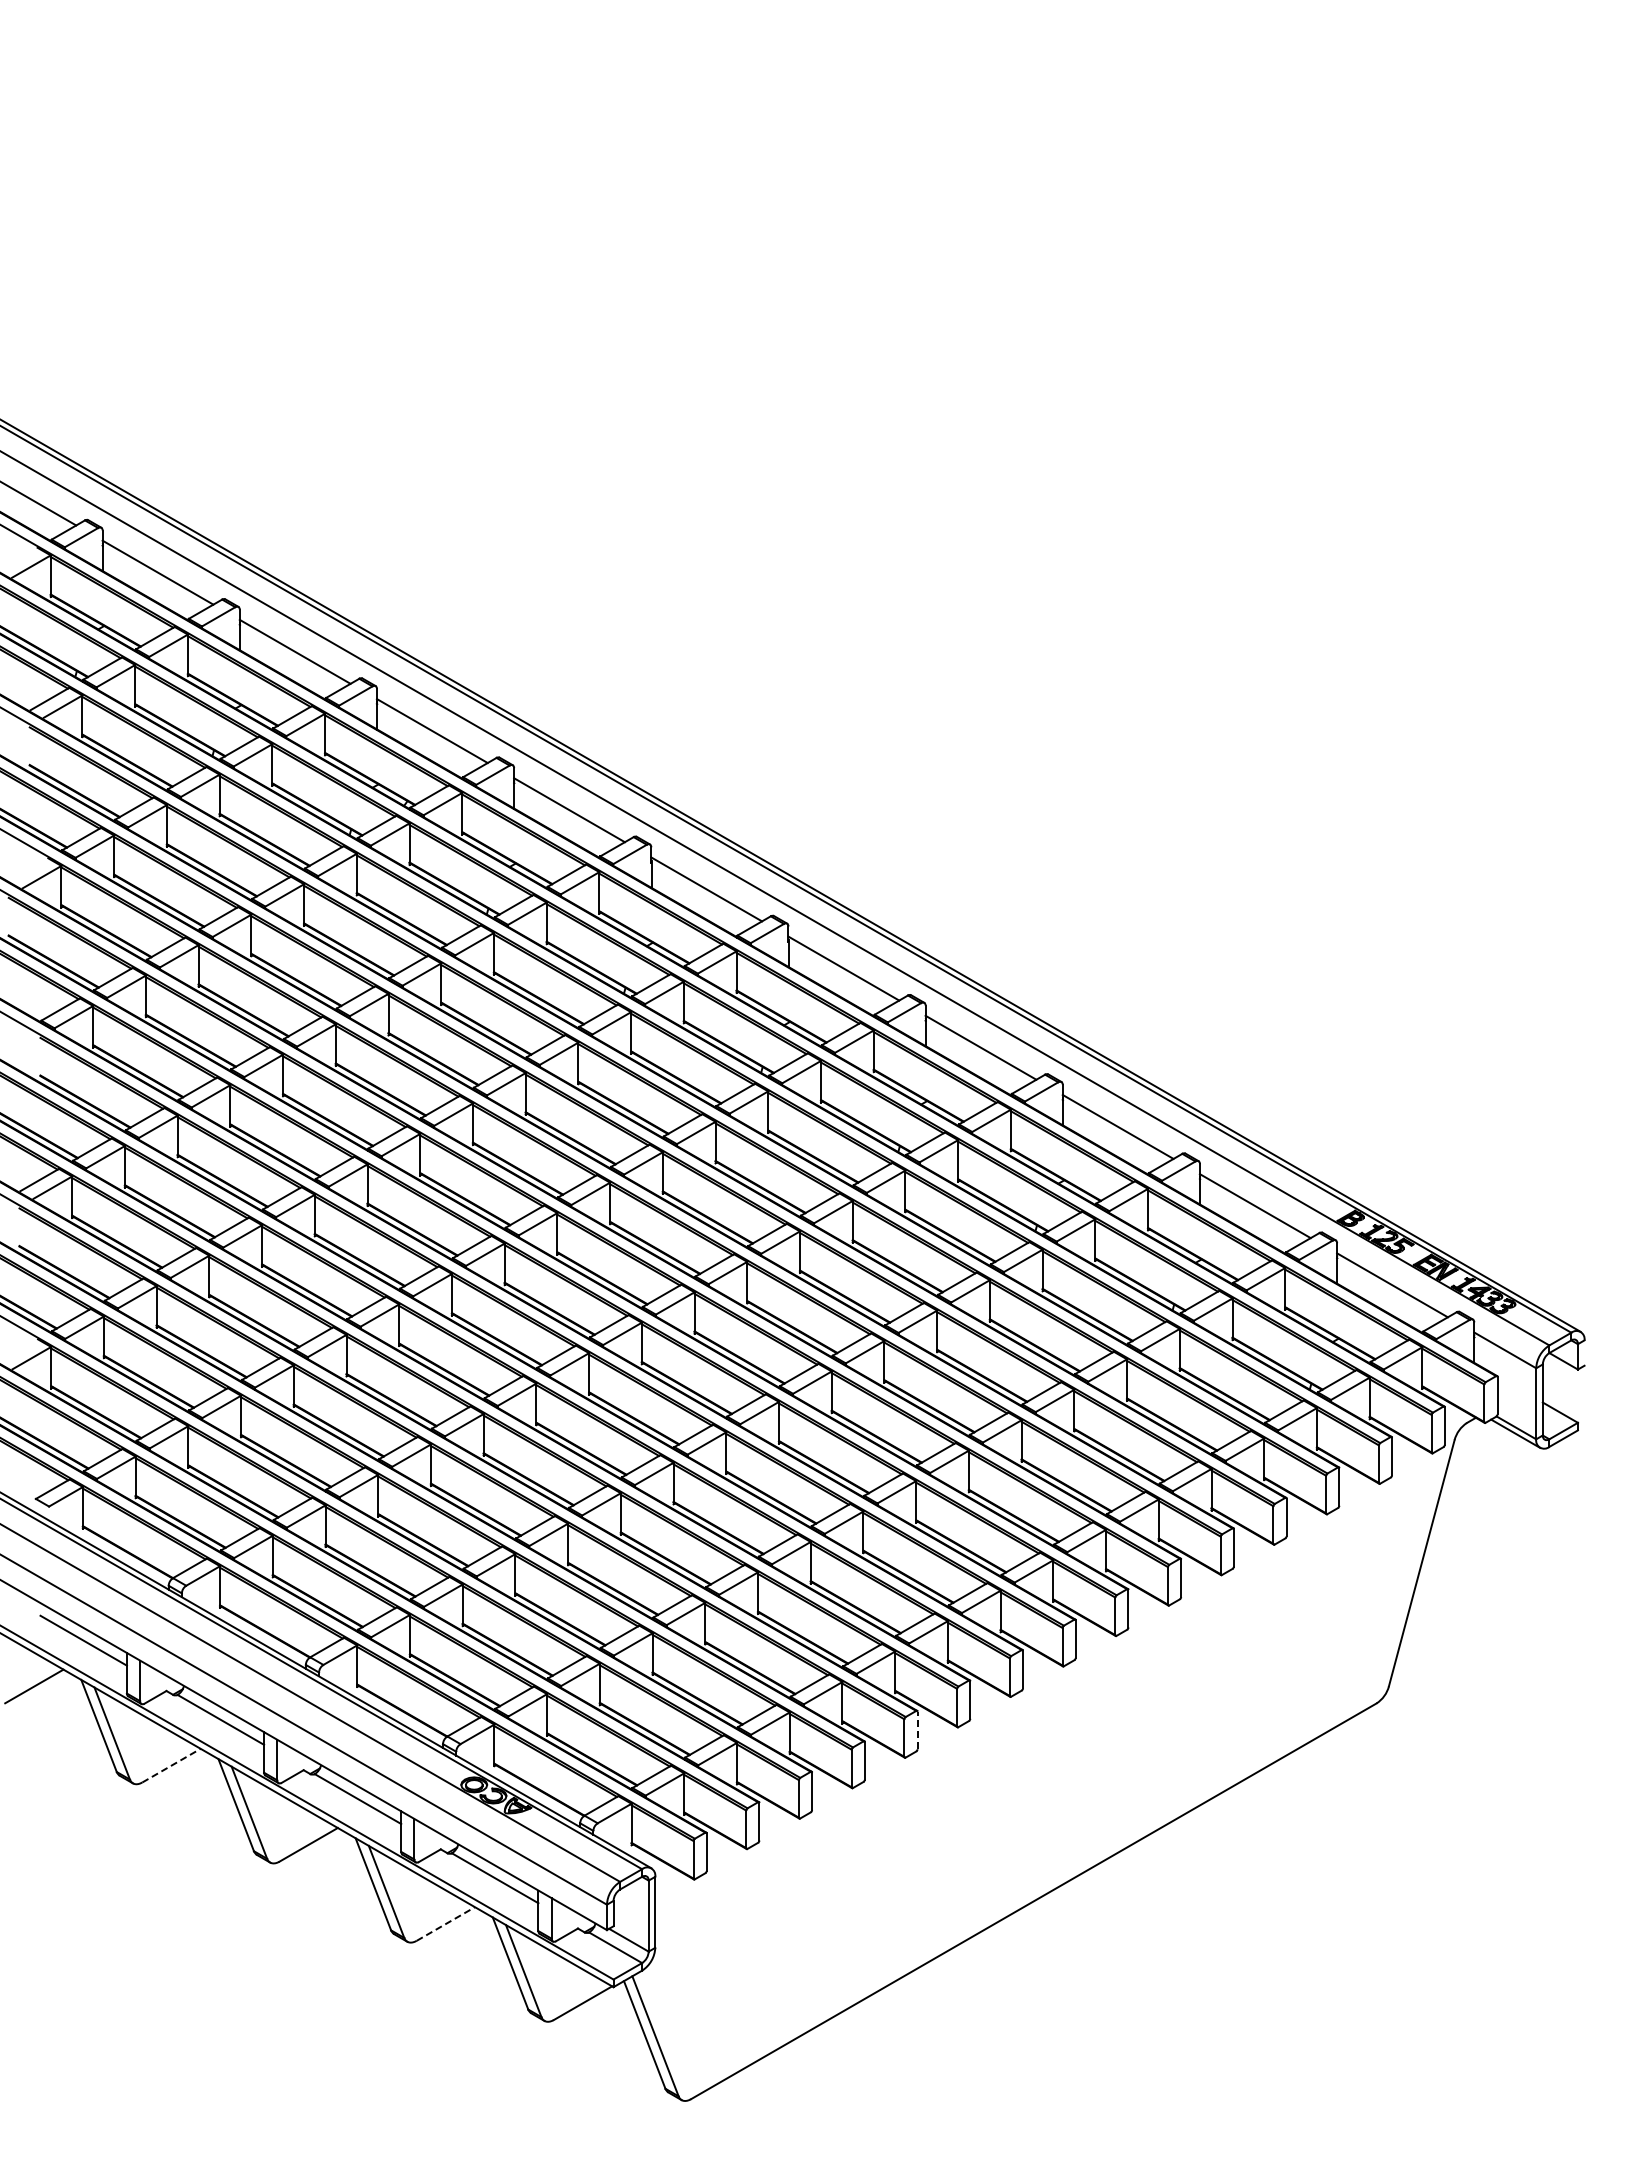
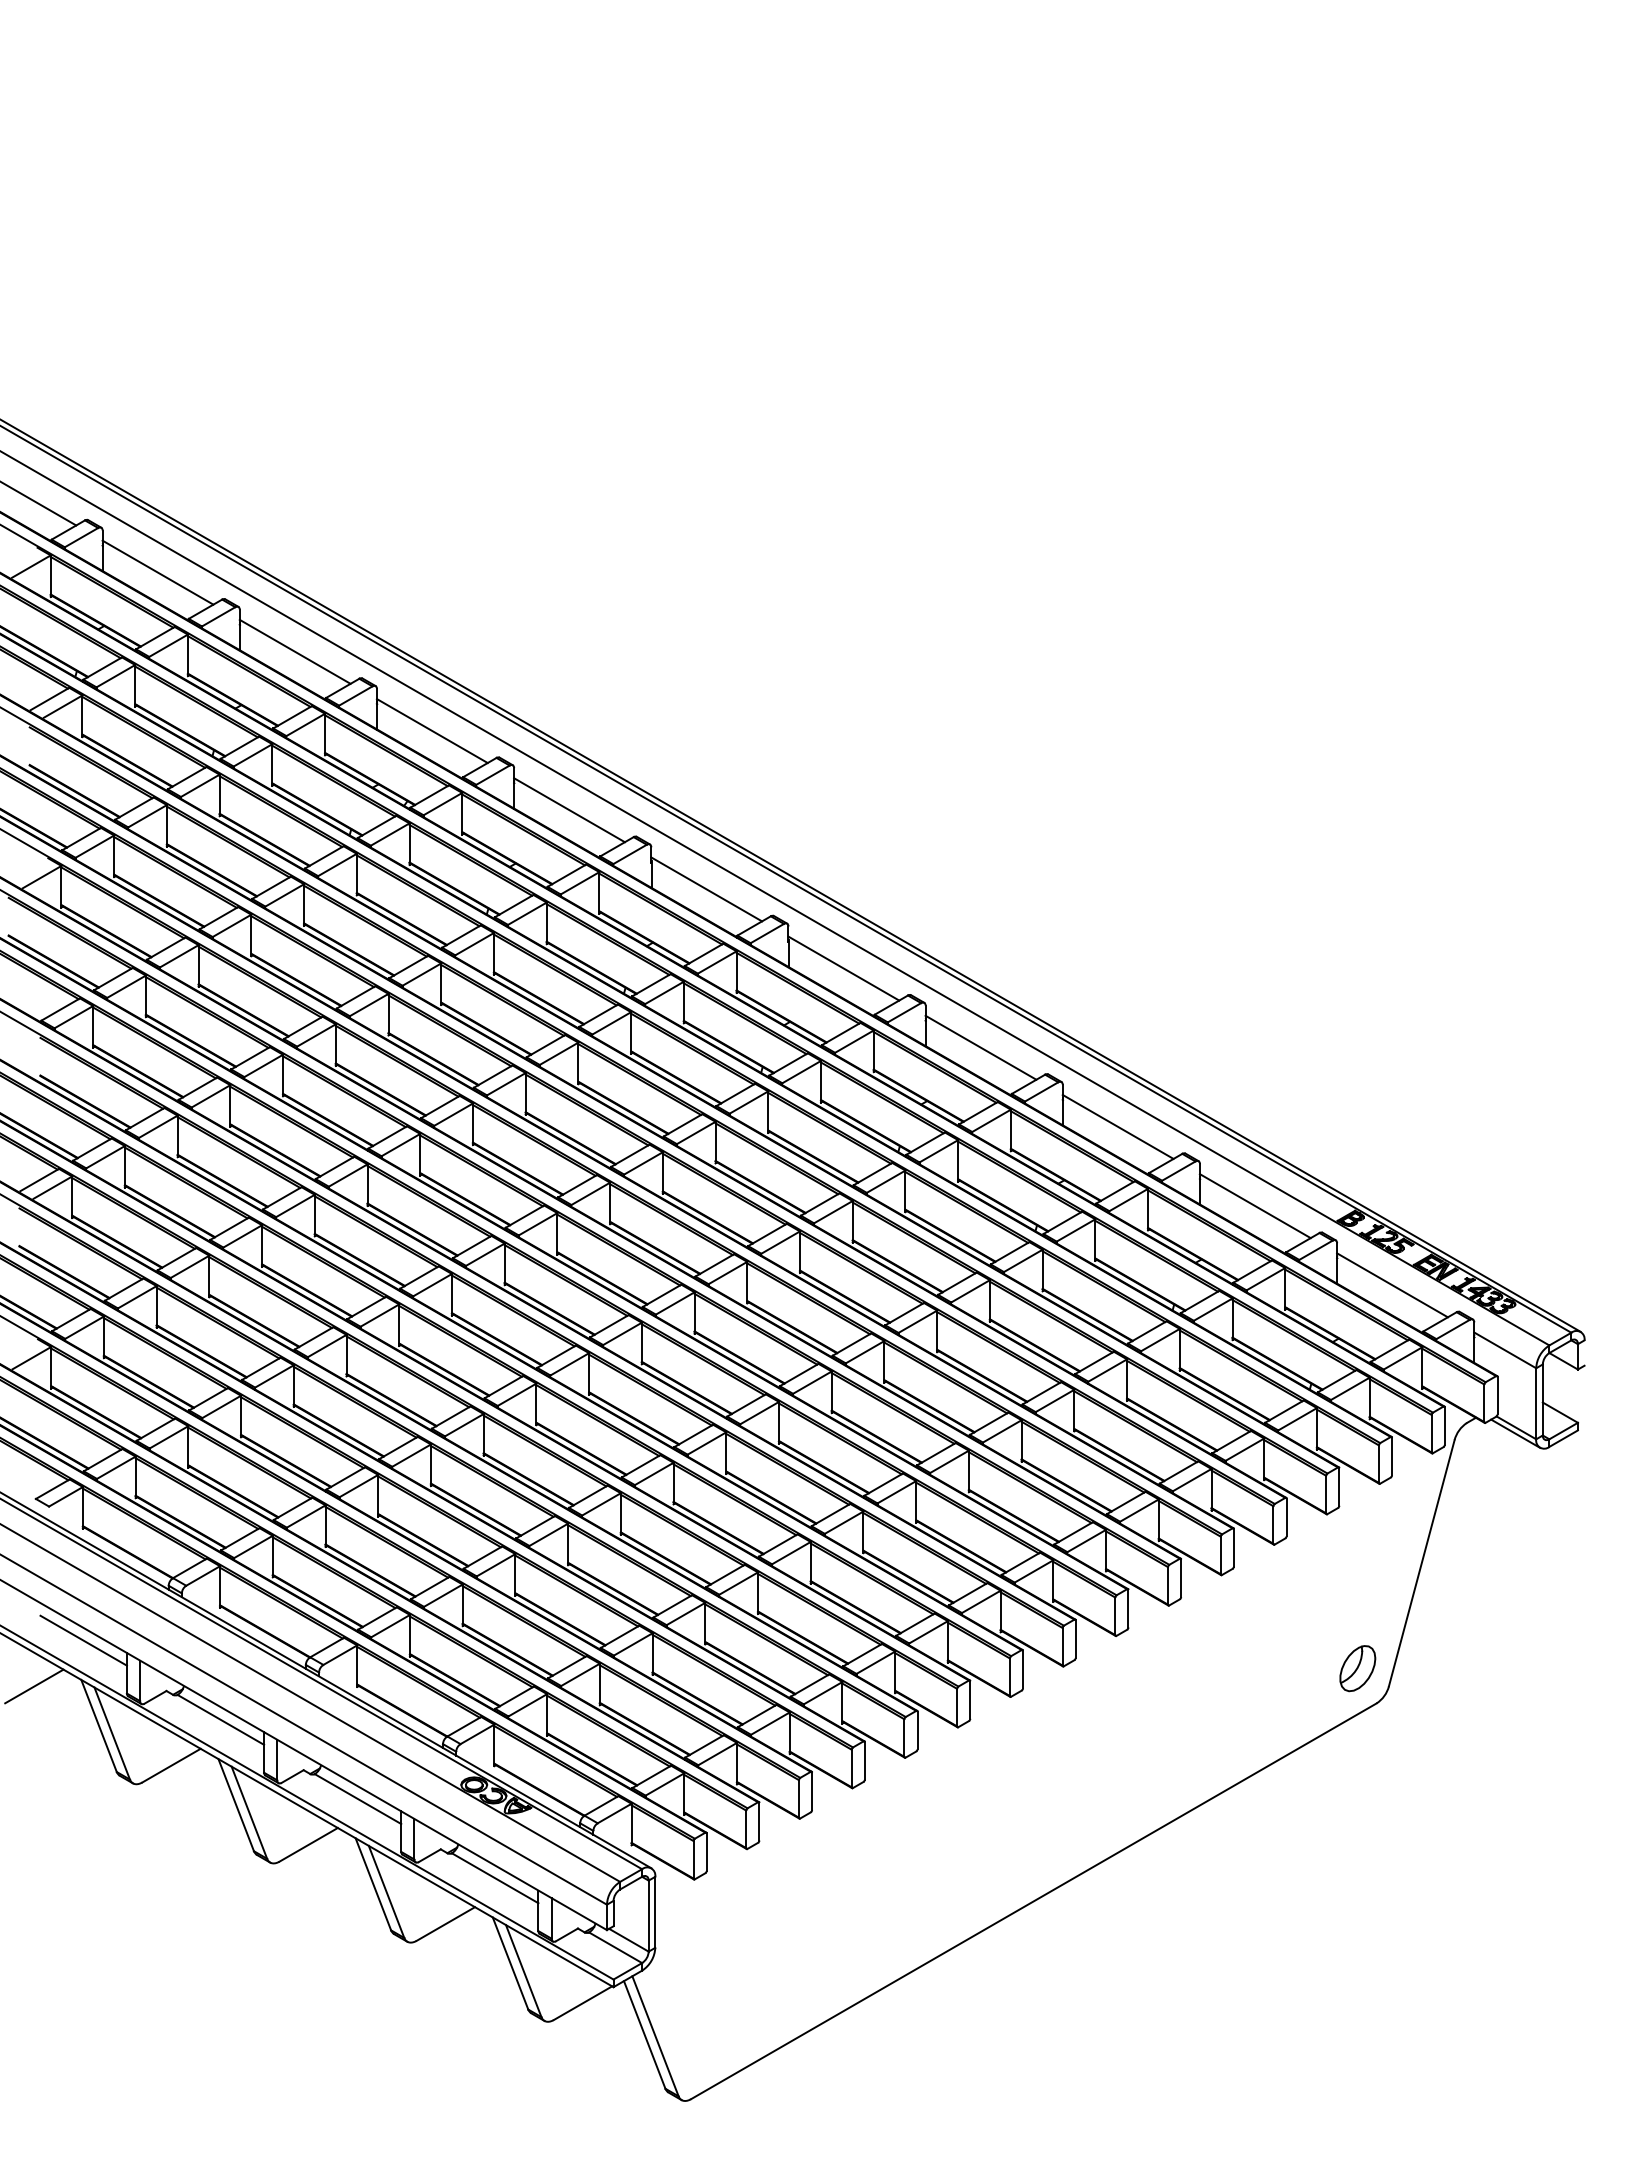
part: none -> present (1357, 1668)
line: dashed -> solid (917, 1730)
line: dashed -> solid (171, 1765)
line: dashed -> solid (445, 1924)
